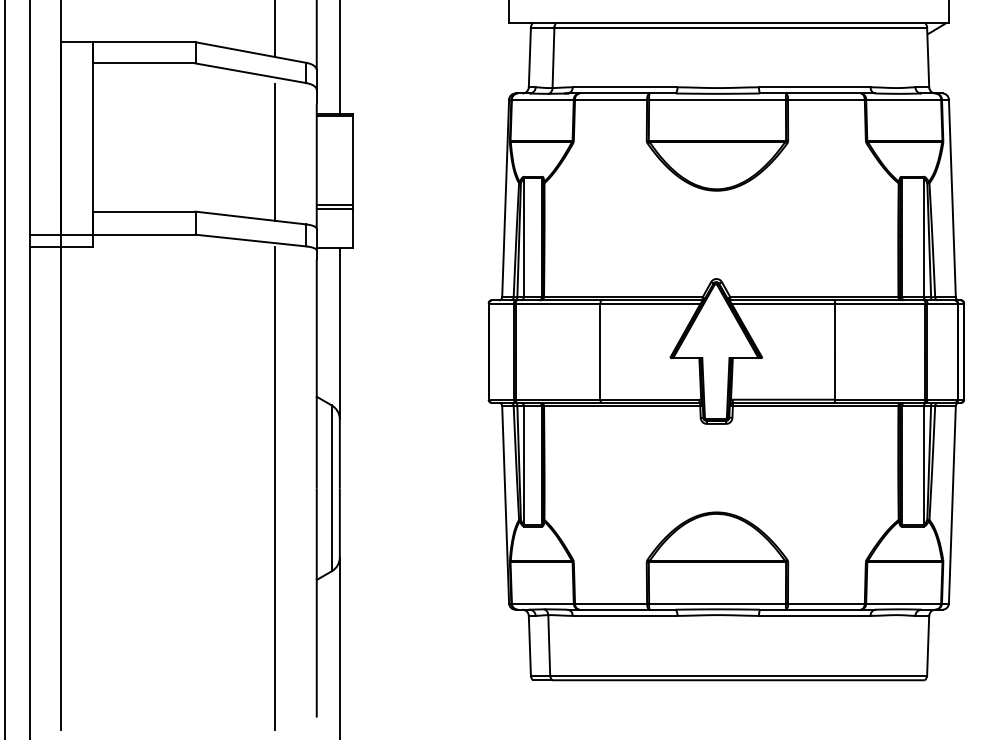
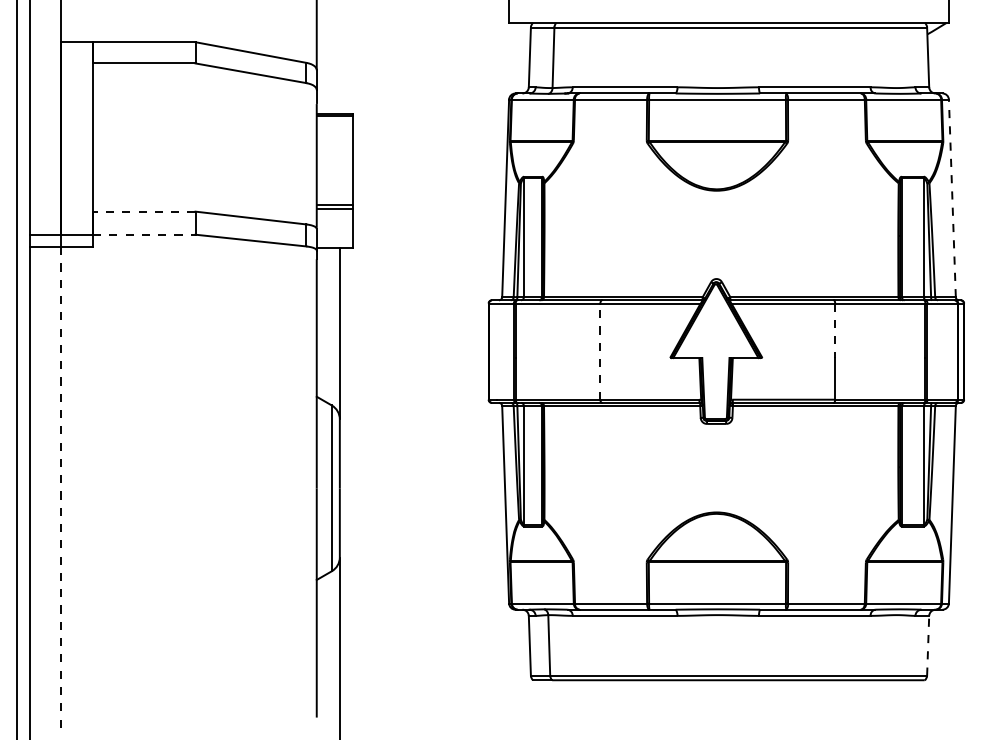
line: present -> none (275, 29)
line: present -> none (340, 58)
line: present -> none (275, 152)
line: solid -> dashed (952, 198)
line: solid -> dashed (143, 211)
line: solid -> dashed (144, 234)
line: solid -> dashed (835, 331)
line: solid -> dashed (600, 351)
line position: (5, 369) -> (17, 369) (17, 369)
line: solid -> dashed (61, 488)
line: present -> none (275, 488)
line: solid -> dashed (928, 645)
